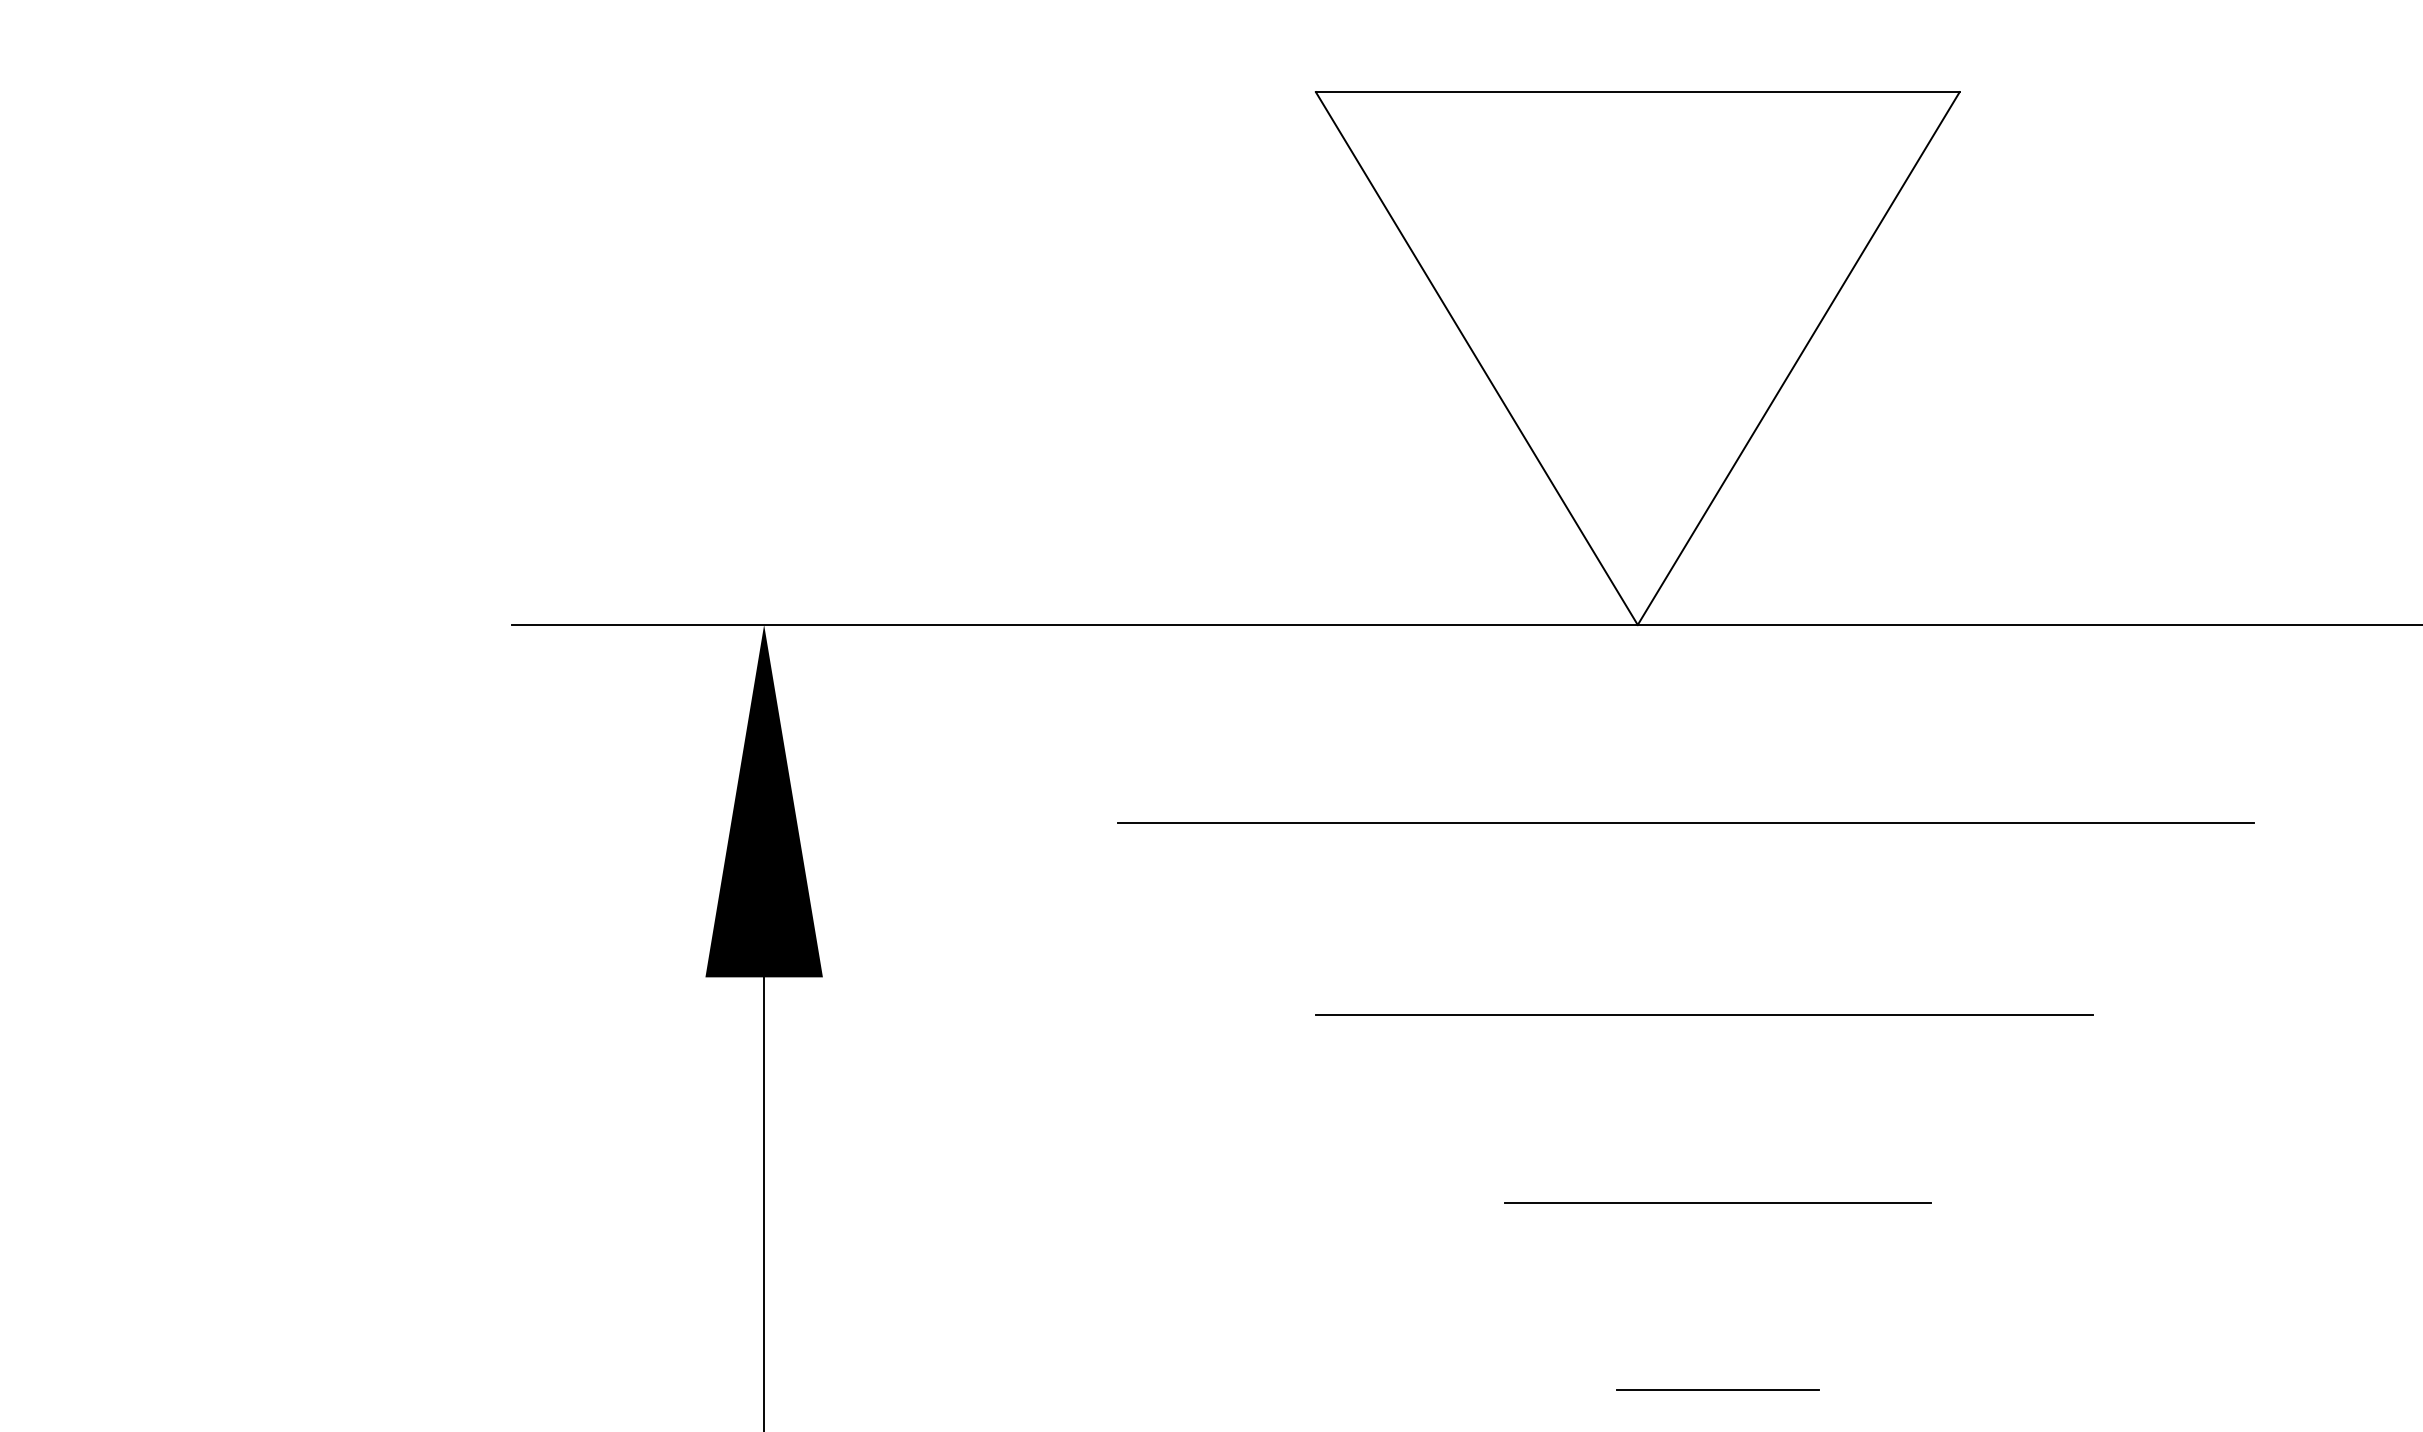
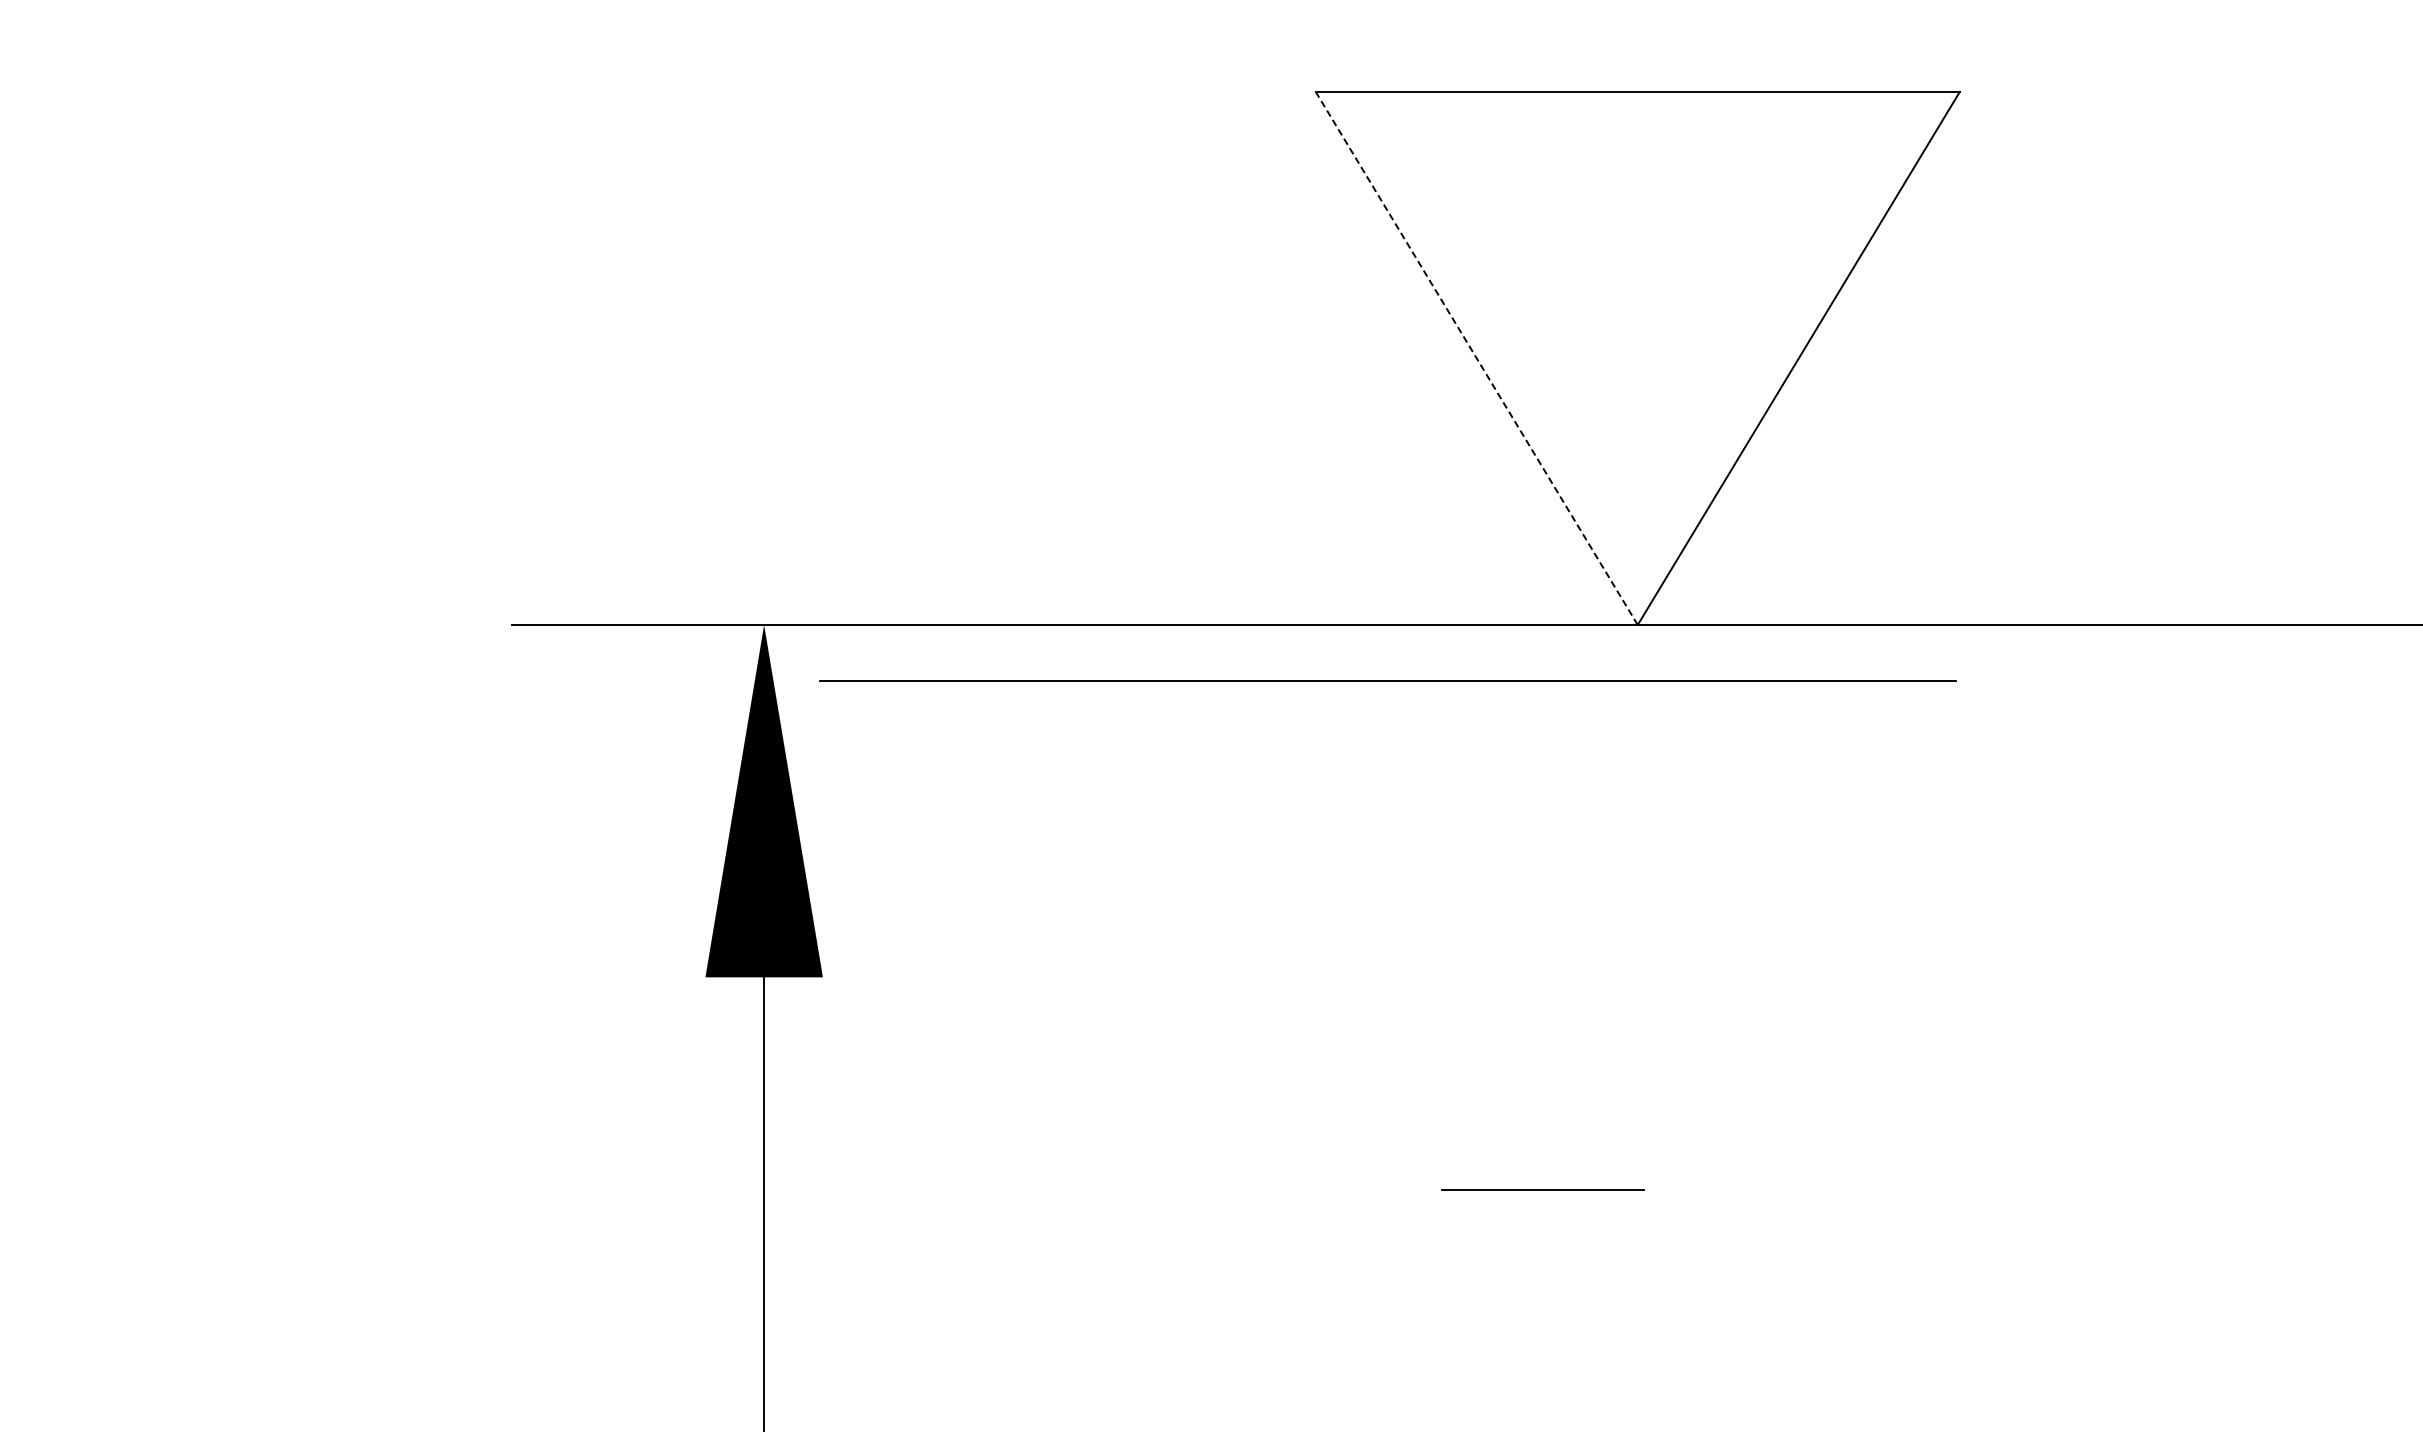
line: solid -> dashed (1476, 358)
line position: (1685, 822) -> (1387, 680) (1387, 680)
line: present -> none (1704, 1014)
line: present -> none (1717, 1202)
line position: (1717, 1389) -> (1542, 1189) (1542, 1189)
